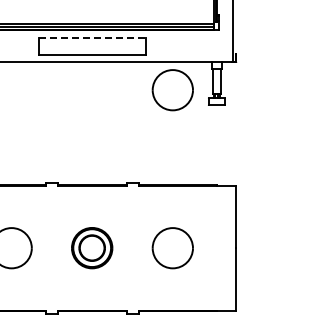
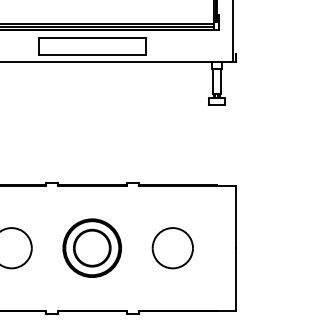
line: dashed -> solid (92, 37)
part: present -> none (172, 90)
part size: 43x43 px -> 60x60 px (91, 247)
